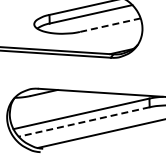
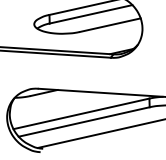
line: dashed -> solid (109, 25)
line: dashed -> solid (83, 122)
